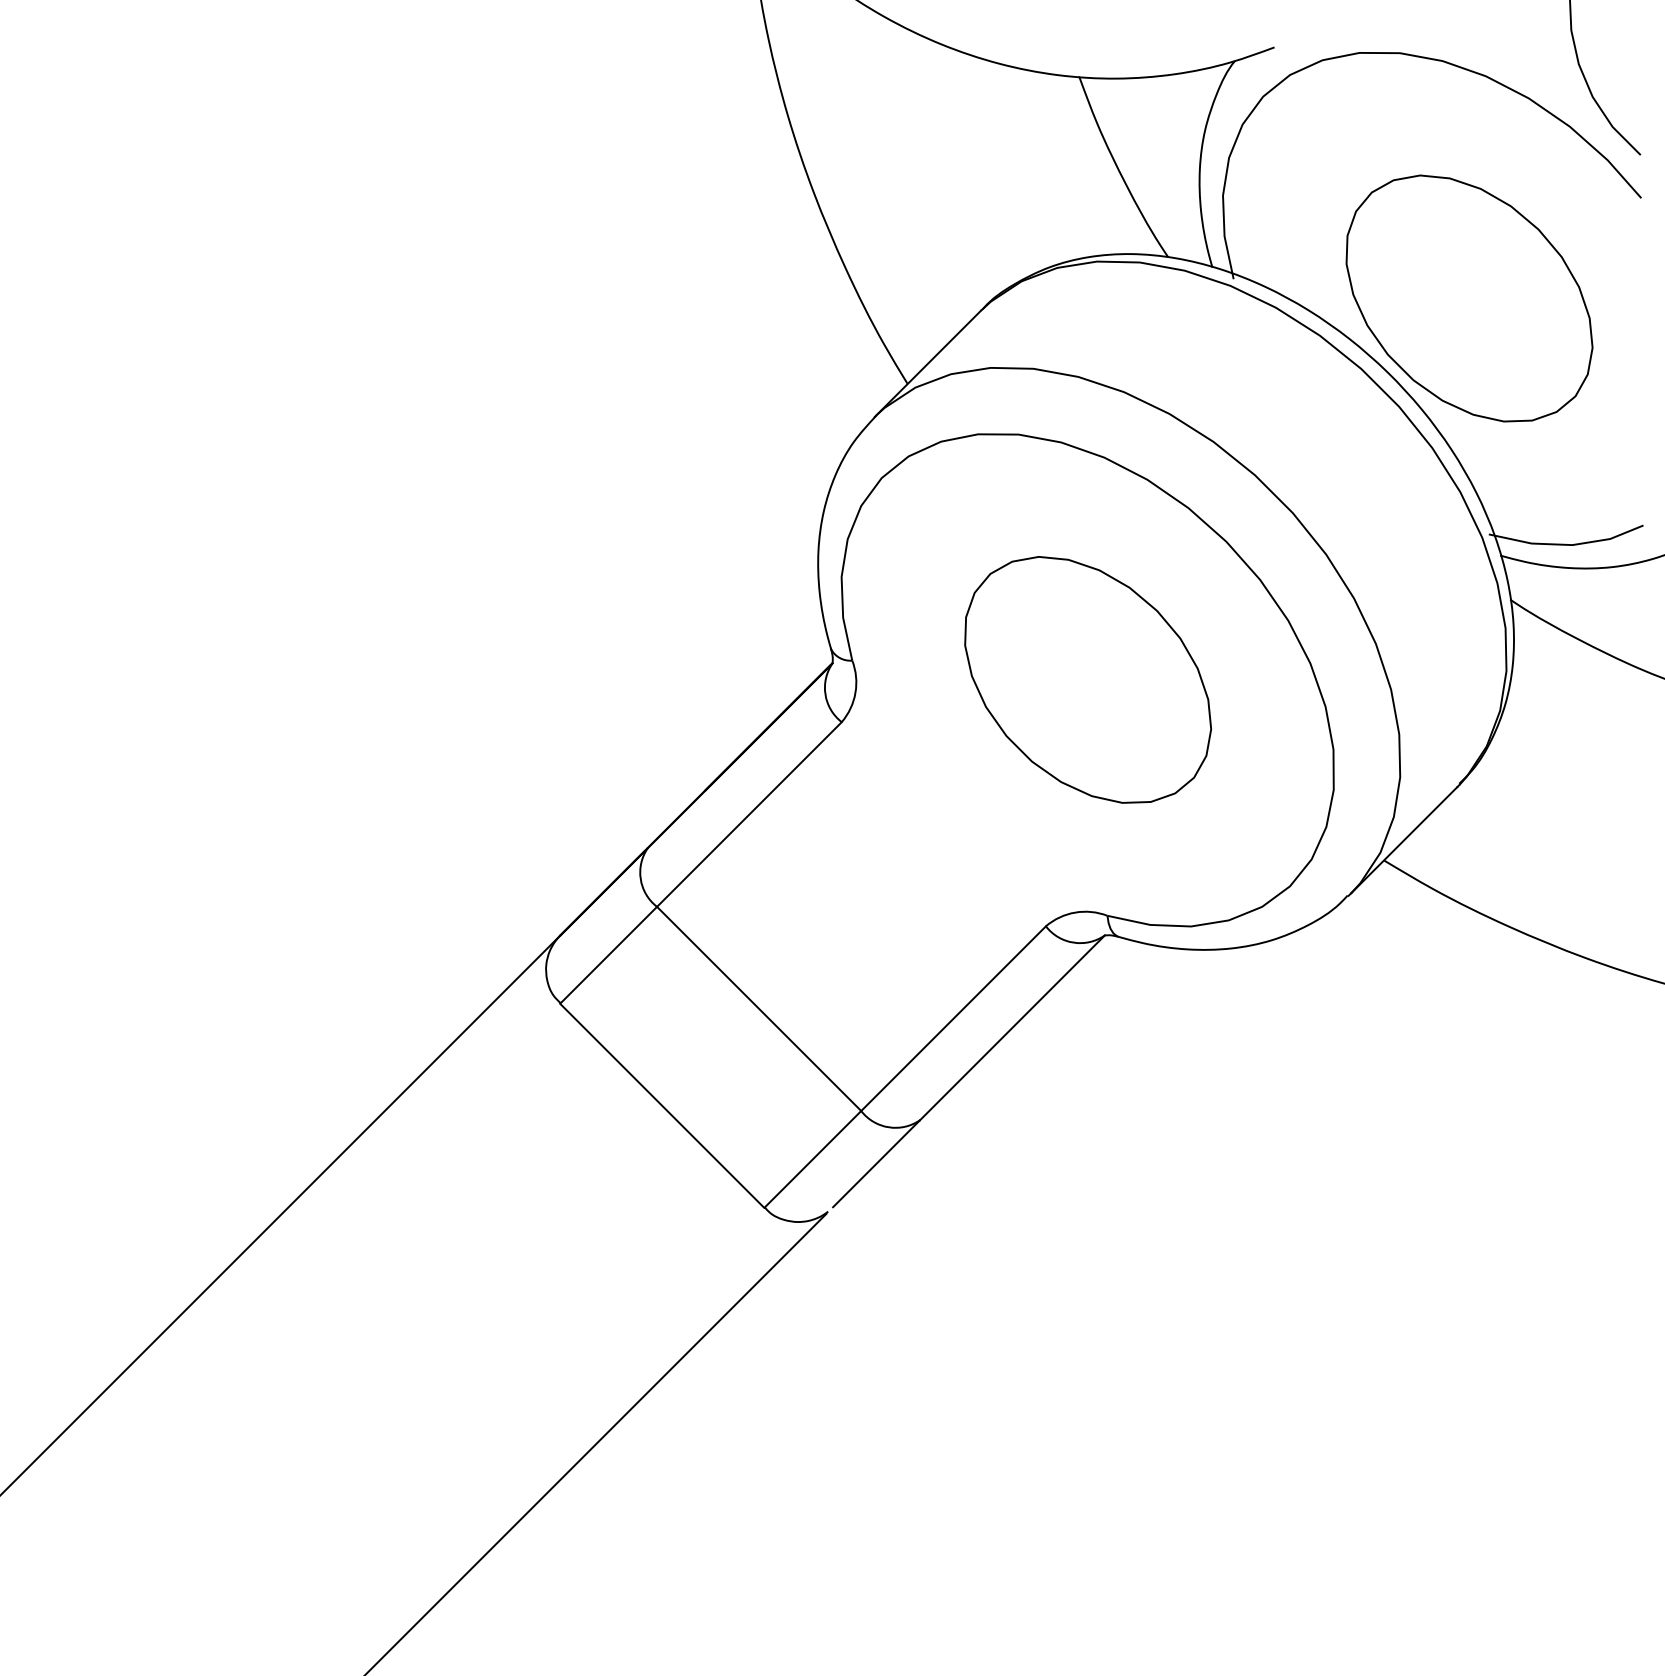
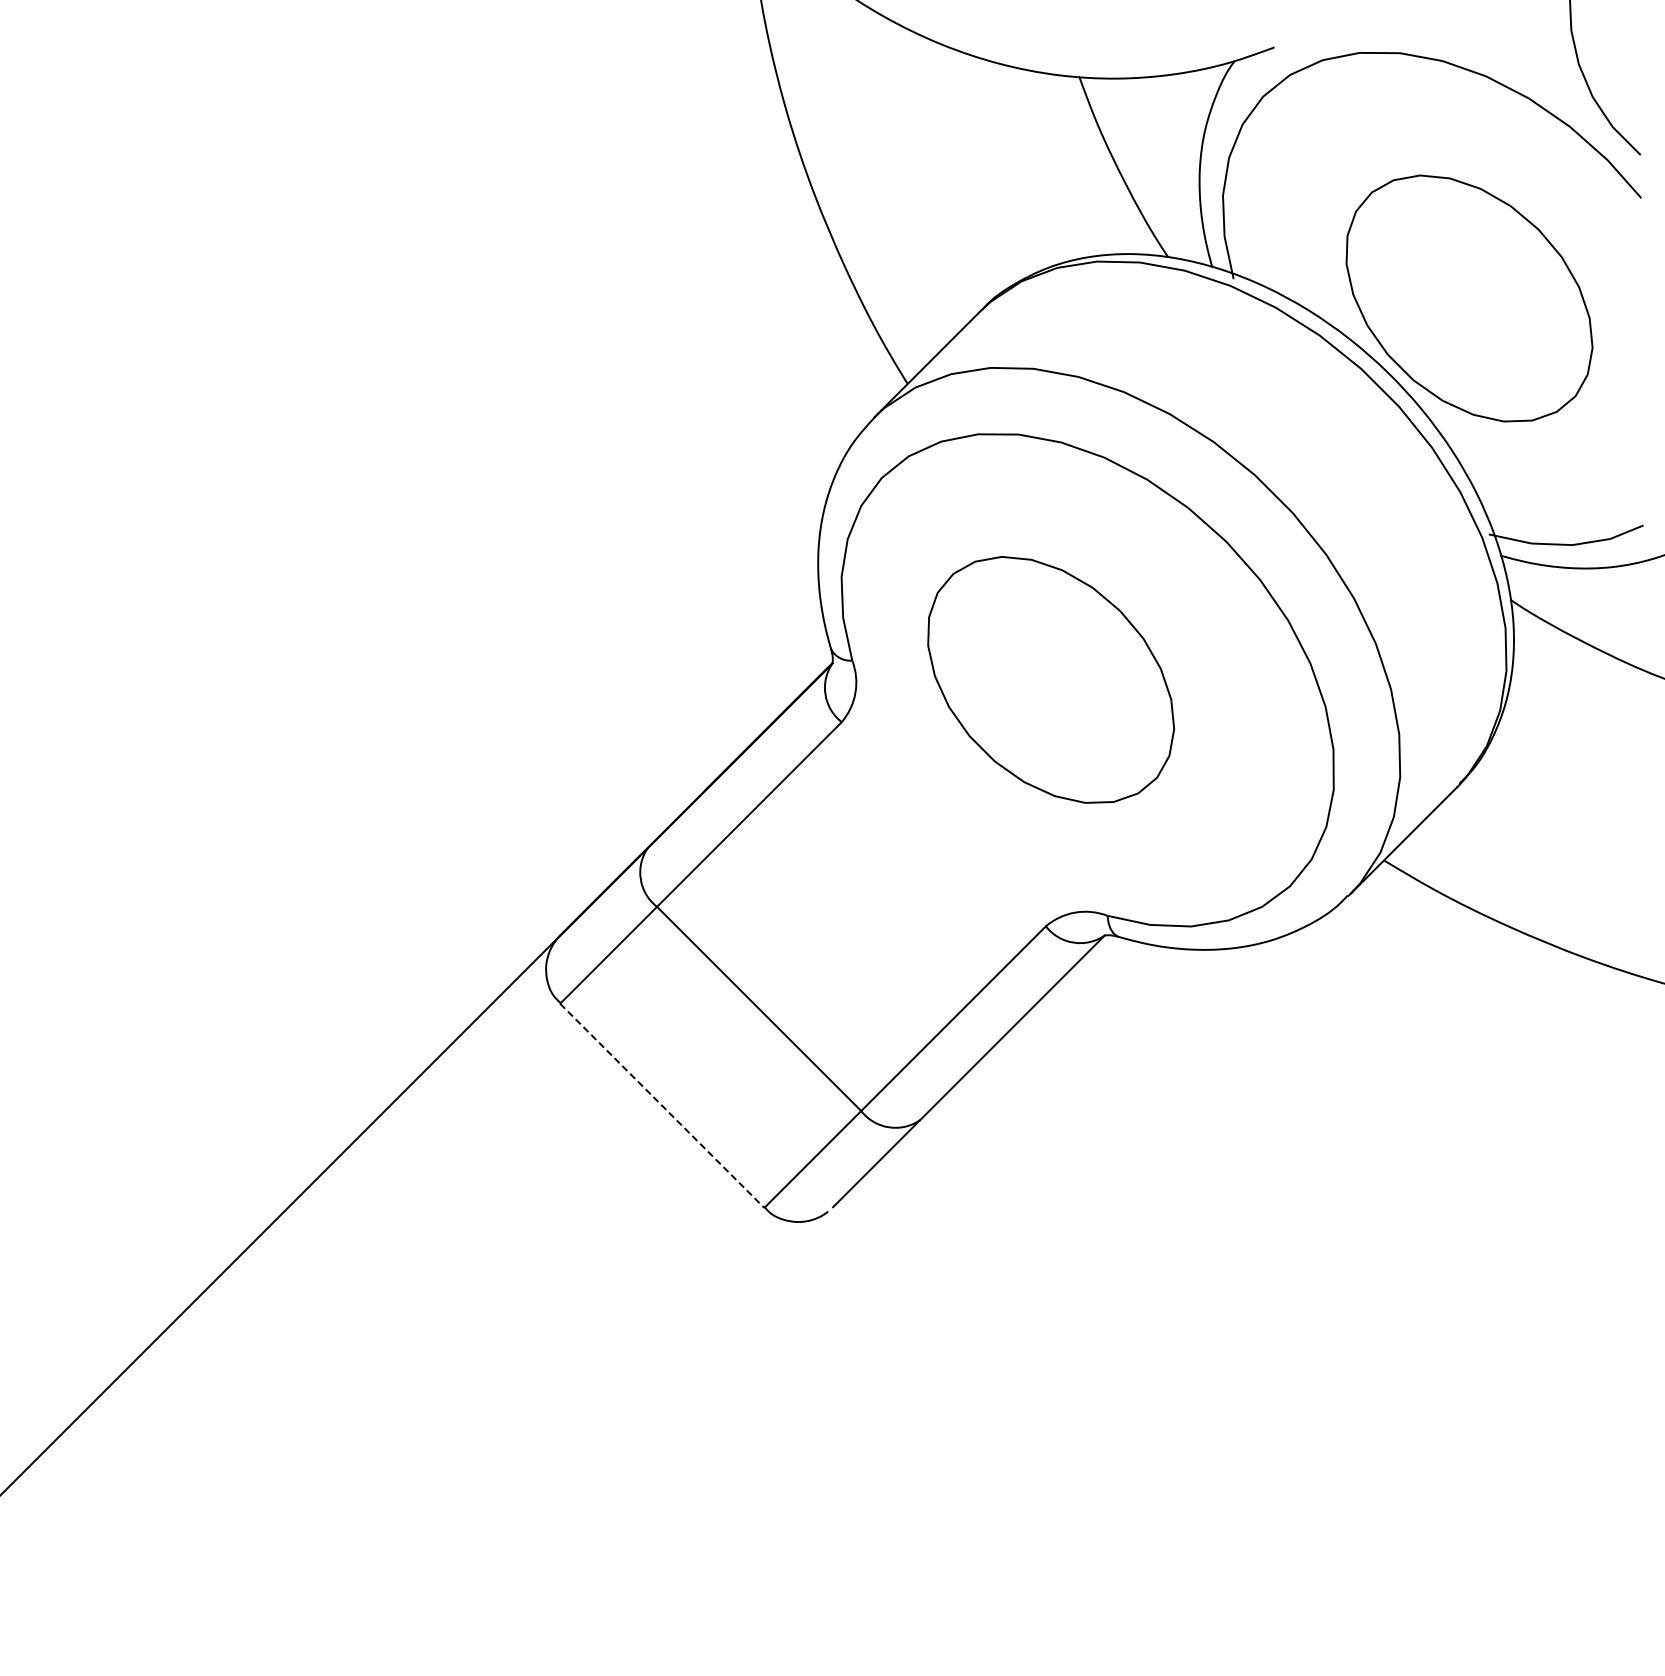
part position: (1088, 679) -> (1051, 679) (1051, 679)
line: solid -> dashed (662, 1106)
line: present -> none (596, 1442)
